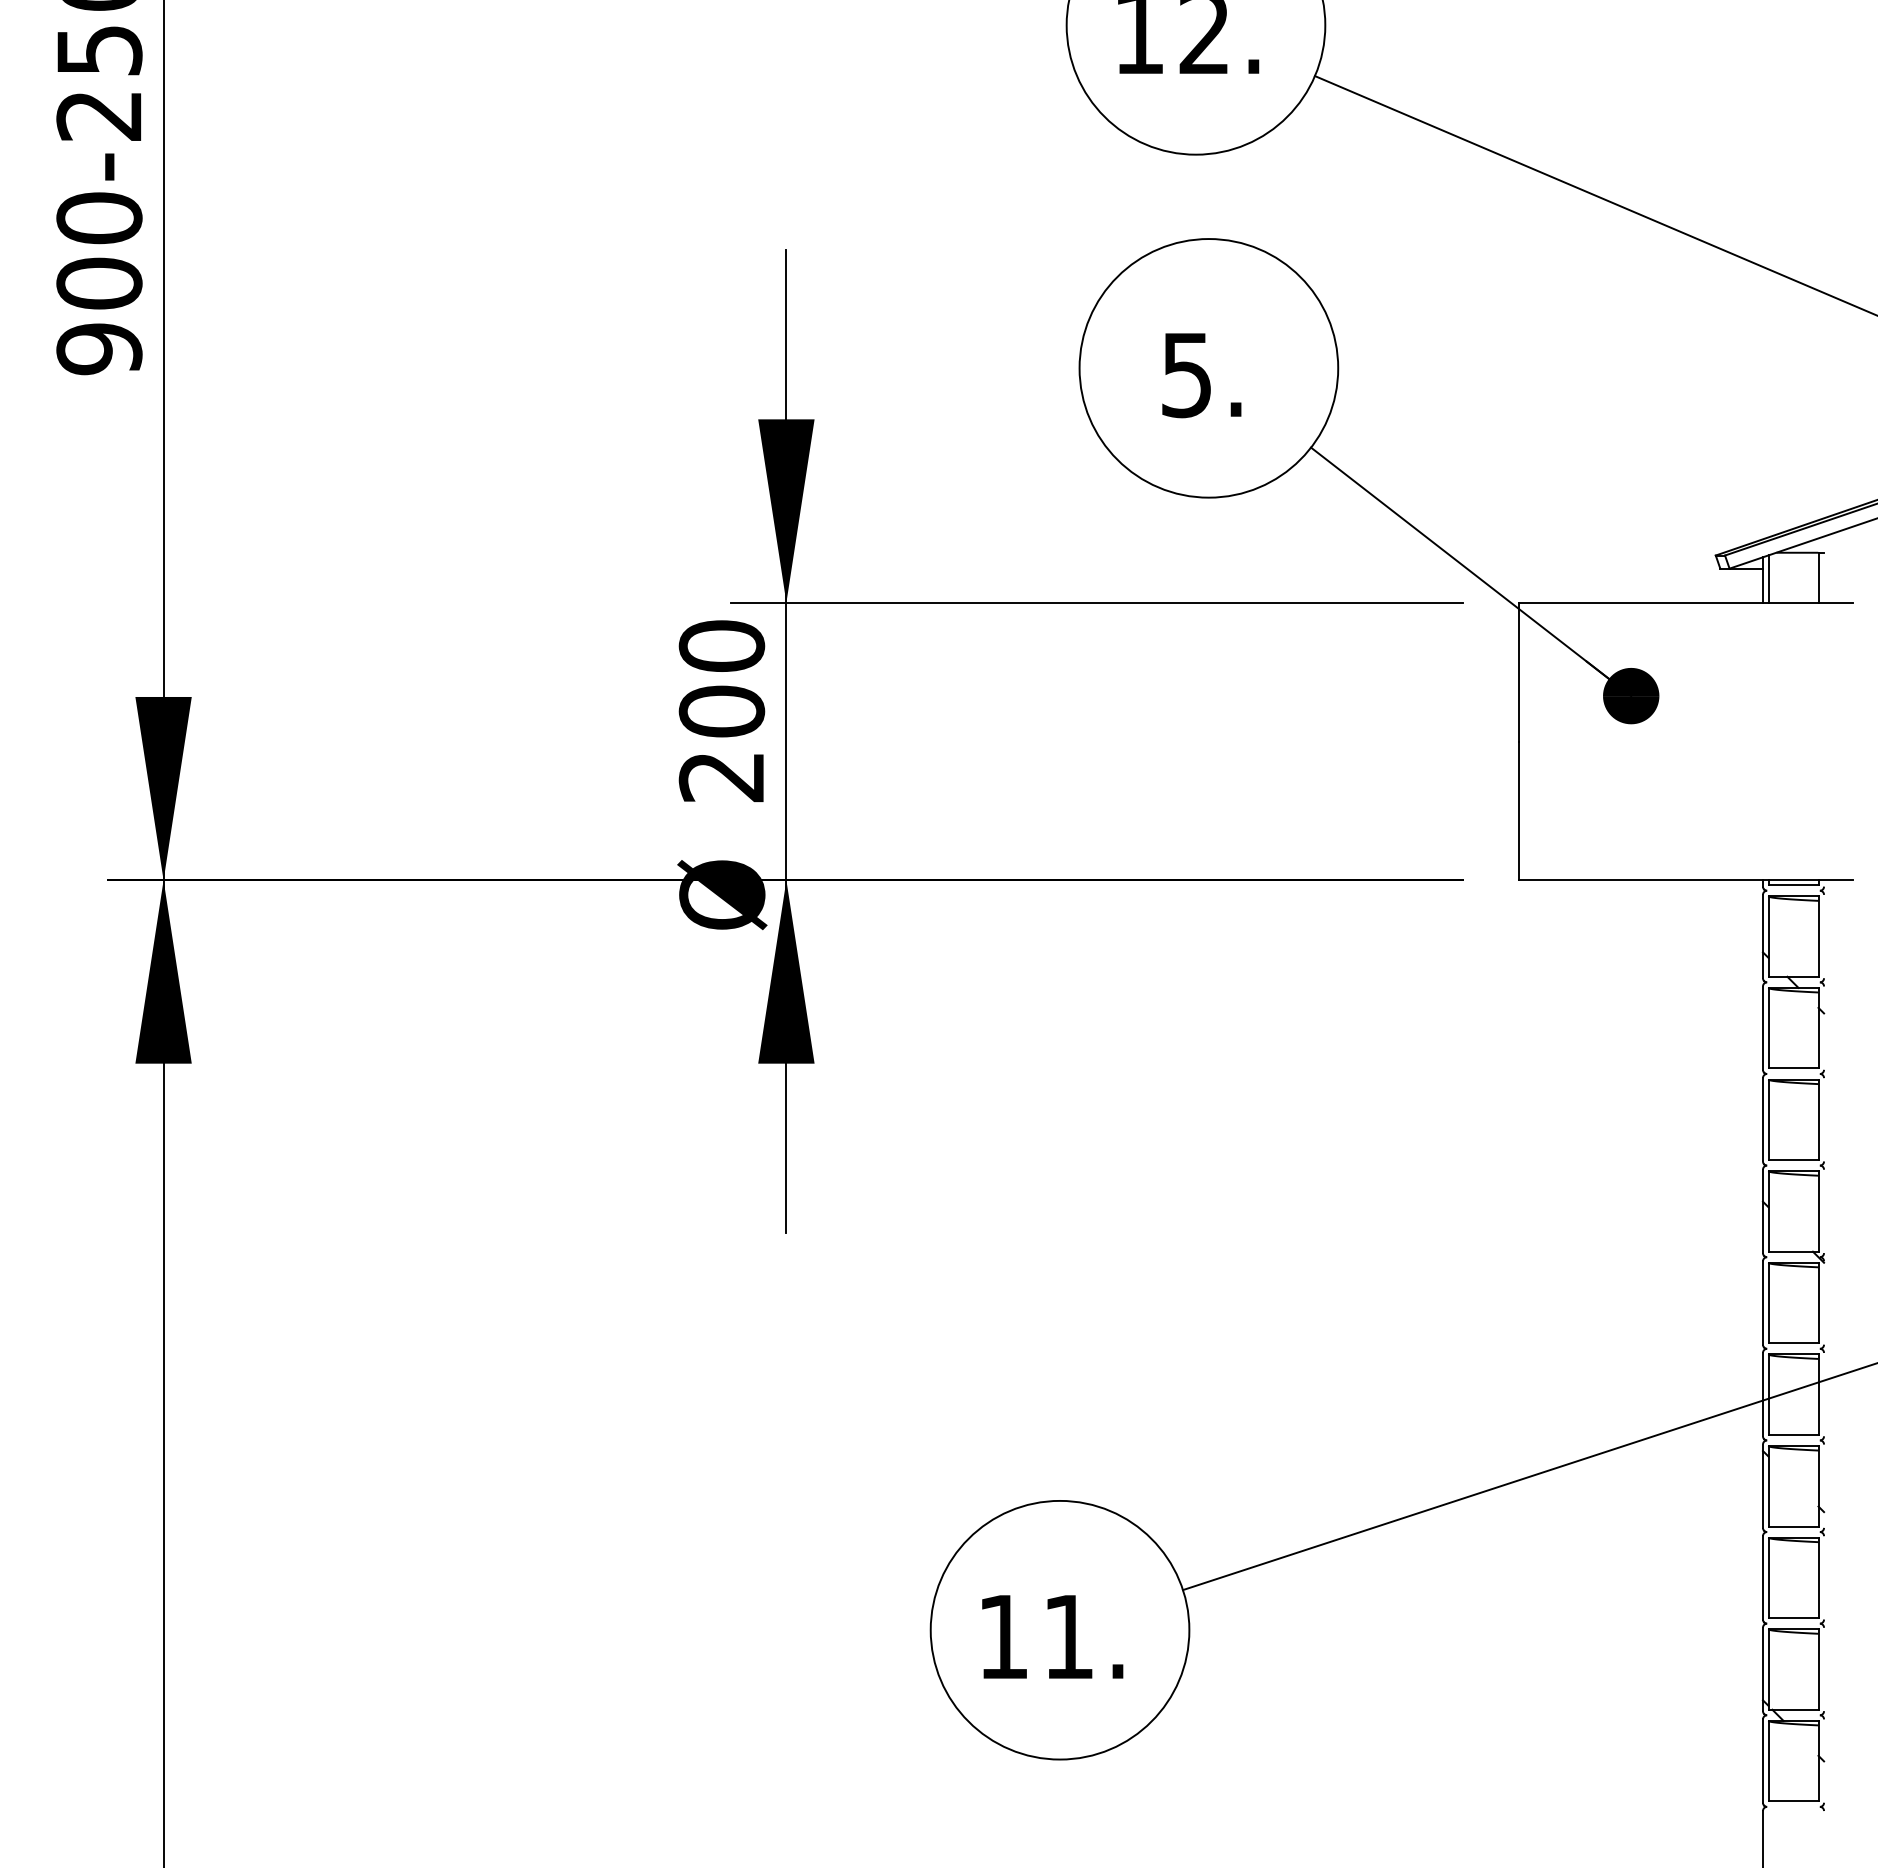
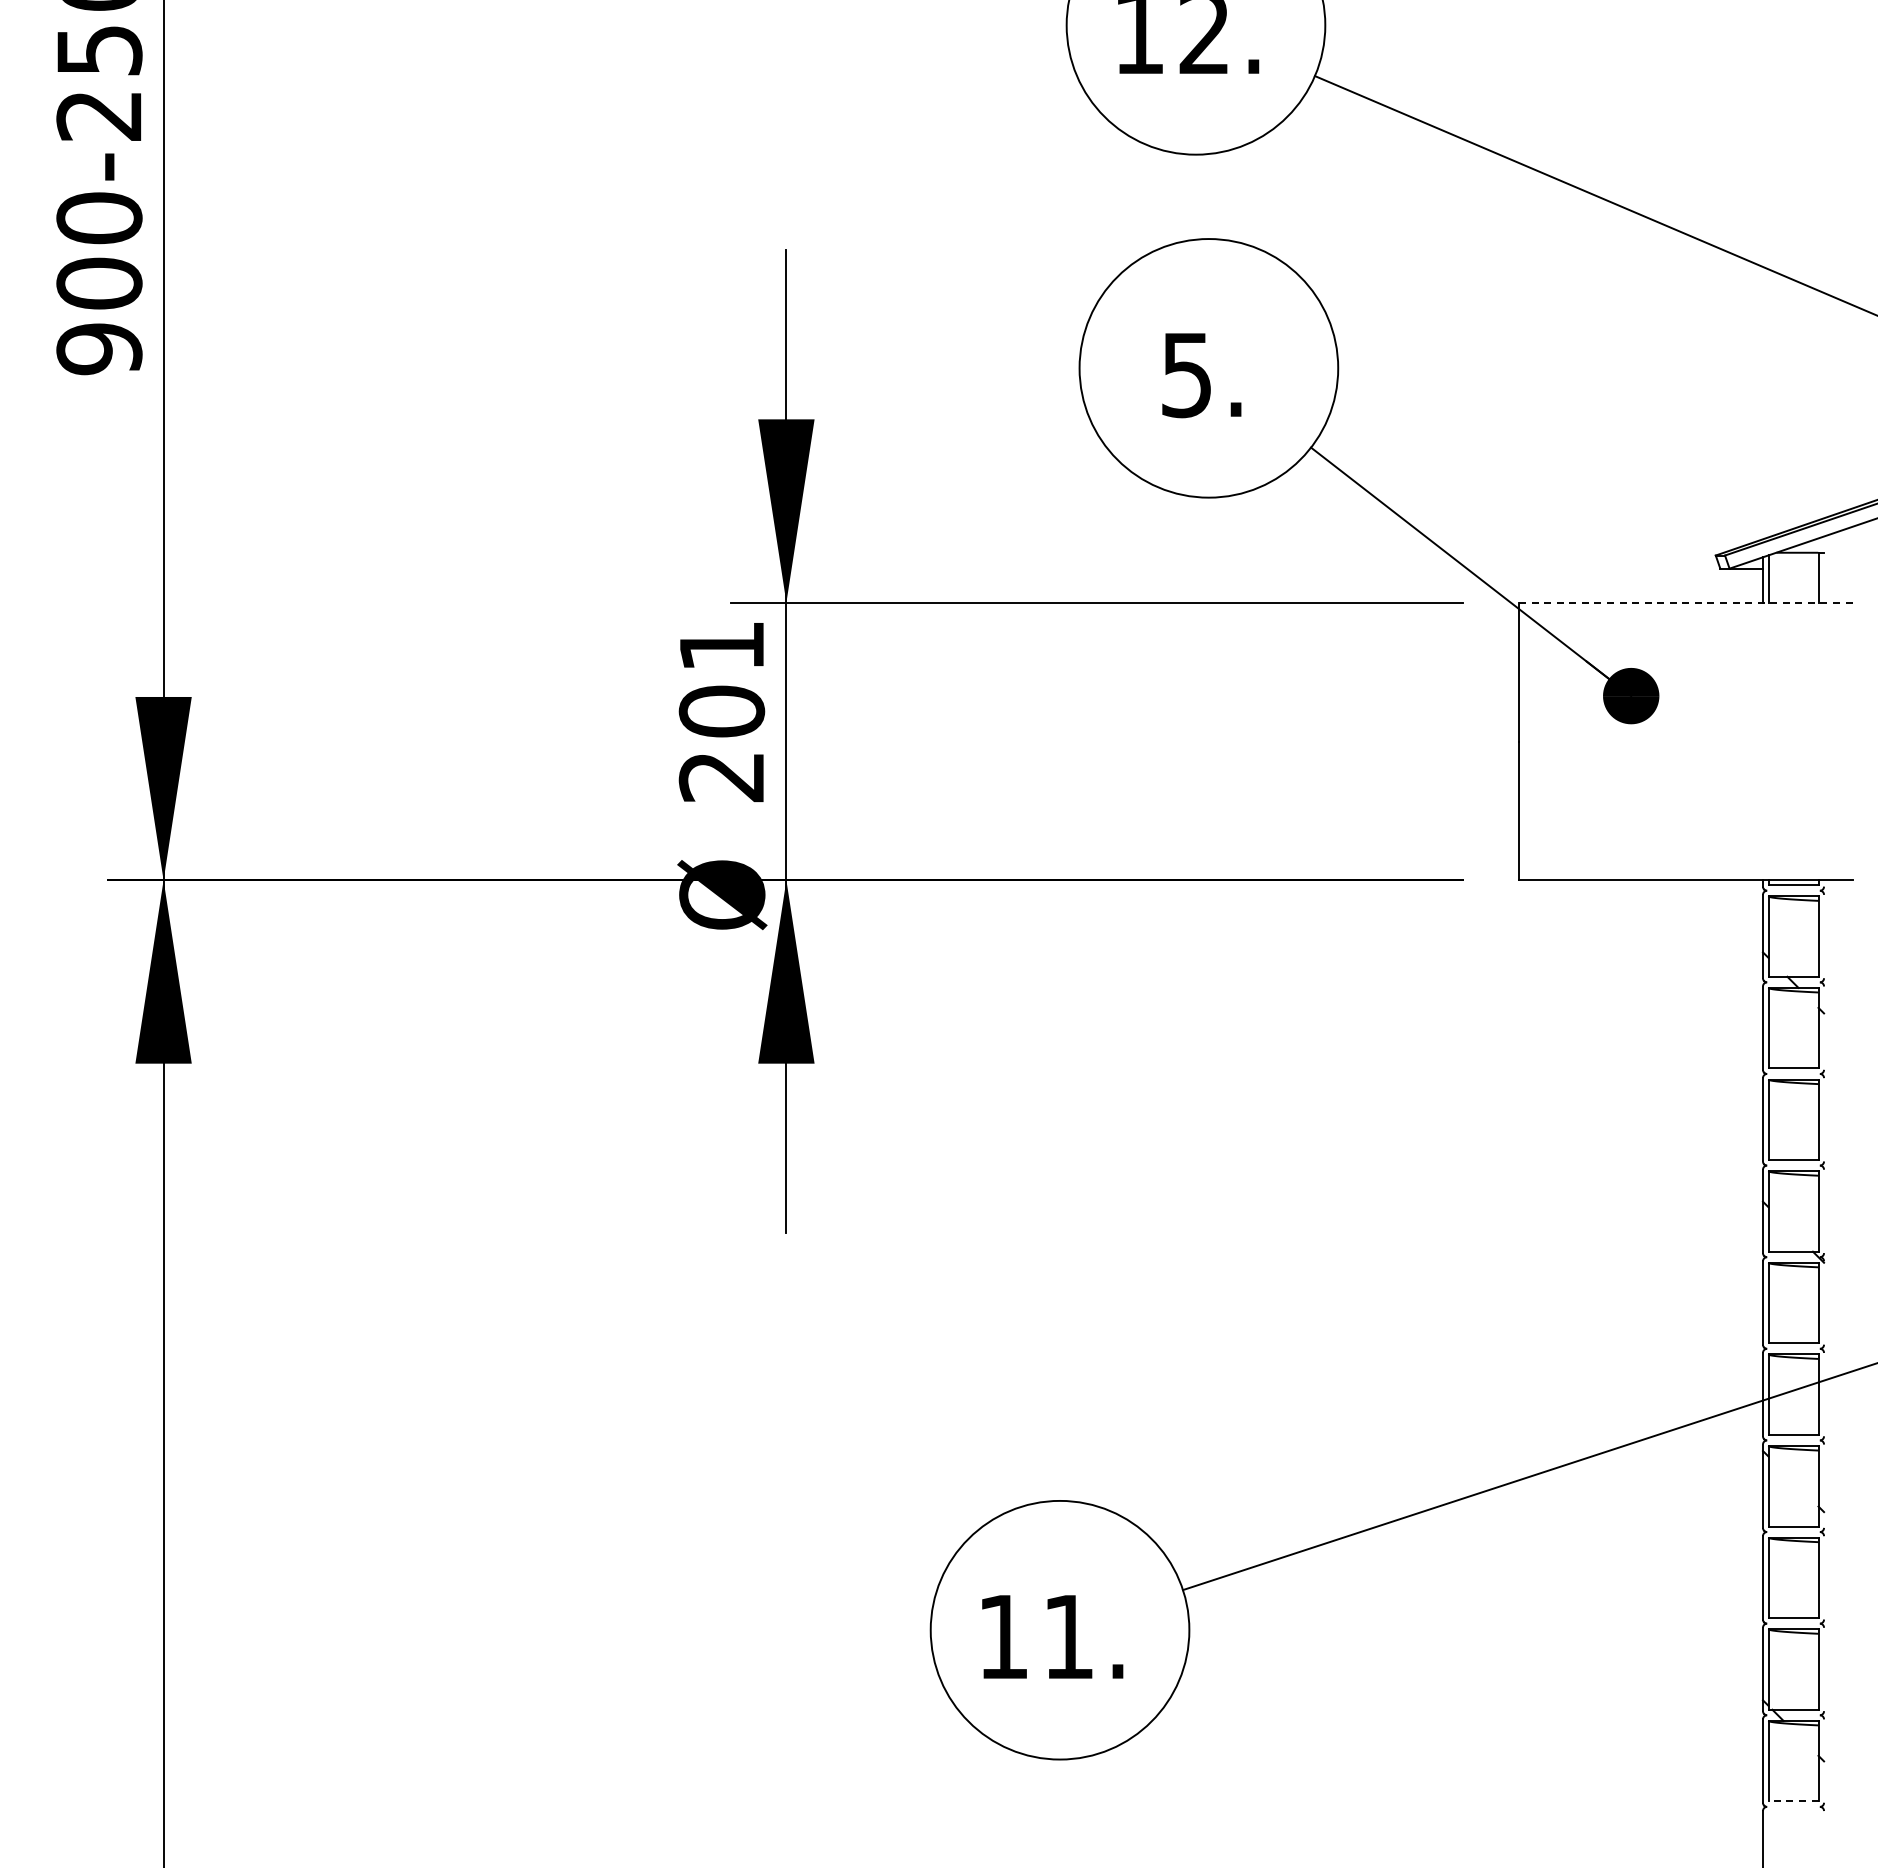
line: solid -> dashed (1685, 602)
text: 200 -> 201 (721, 645)
line: solid -> dashed (1793, 1801)
